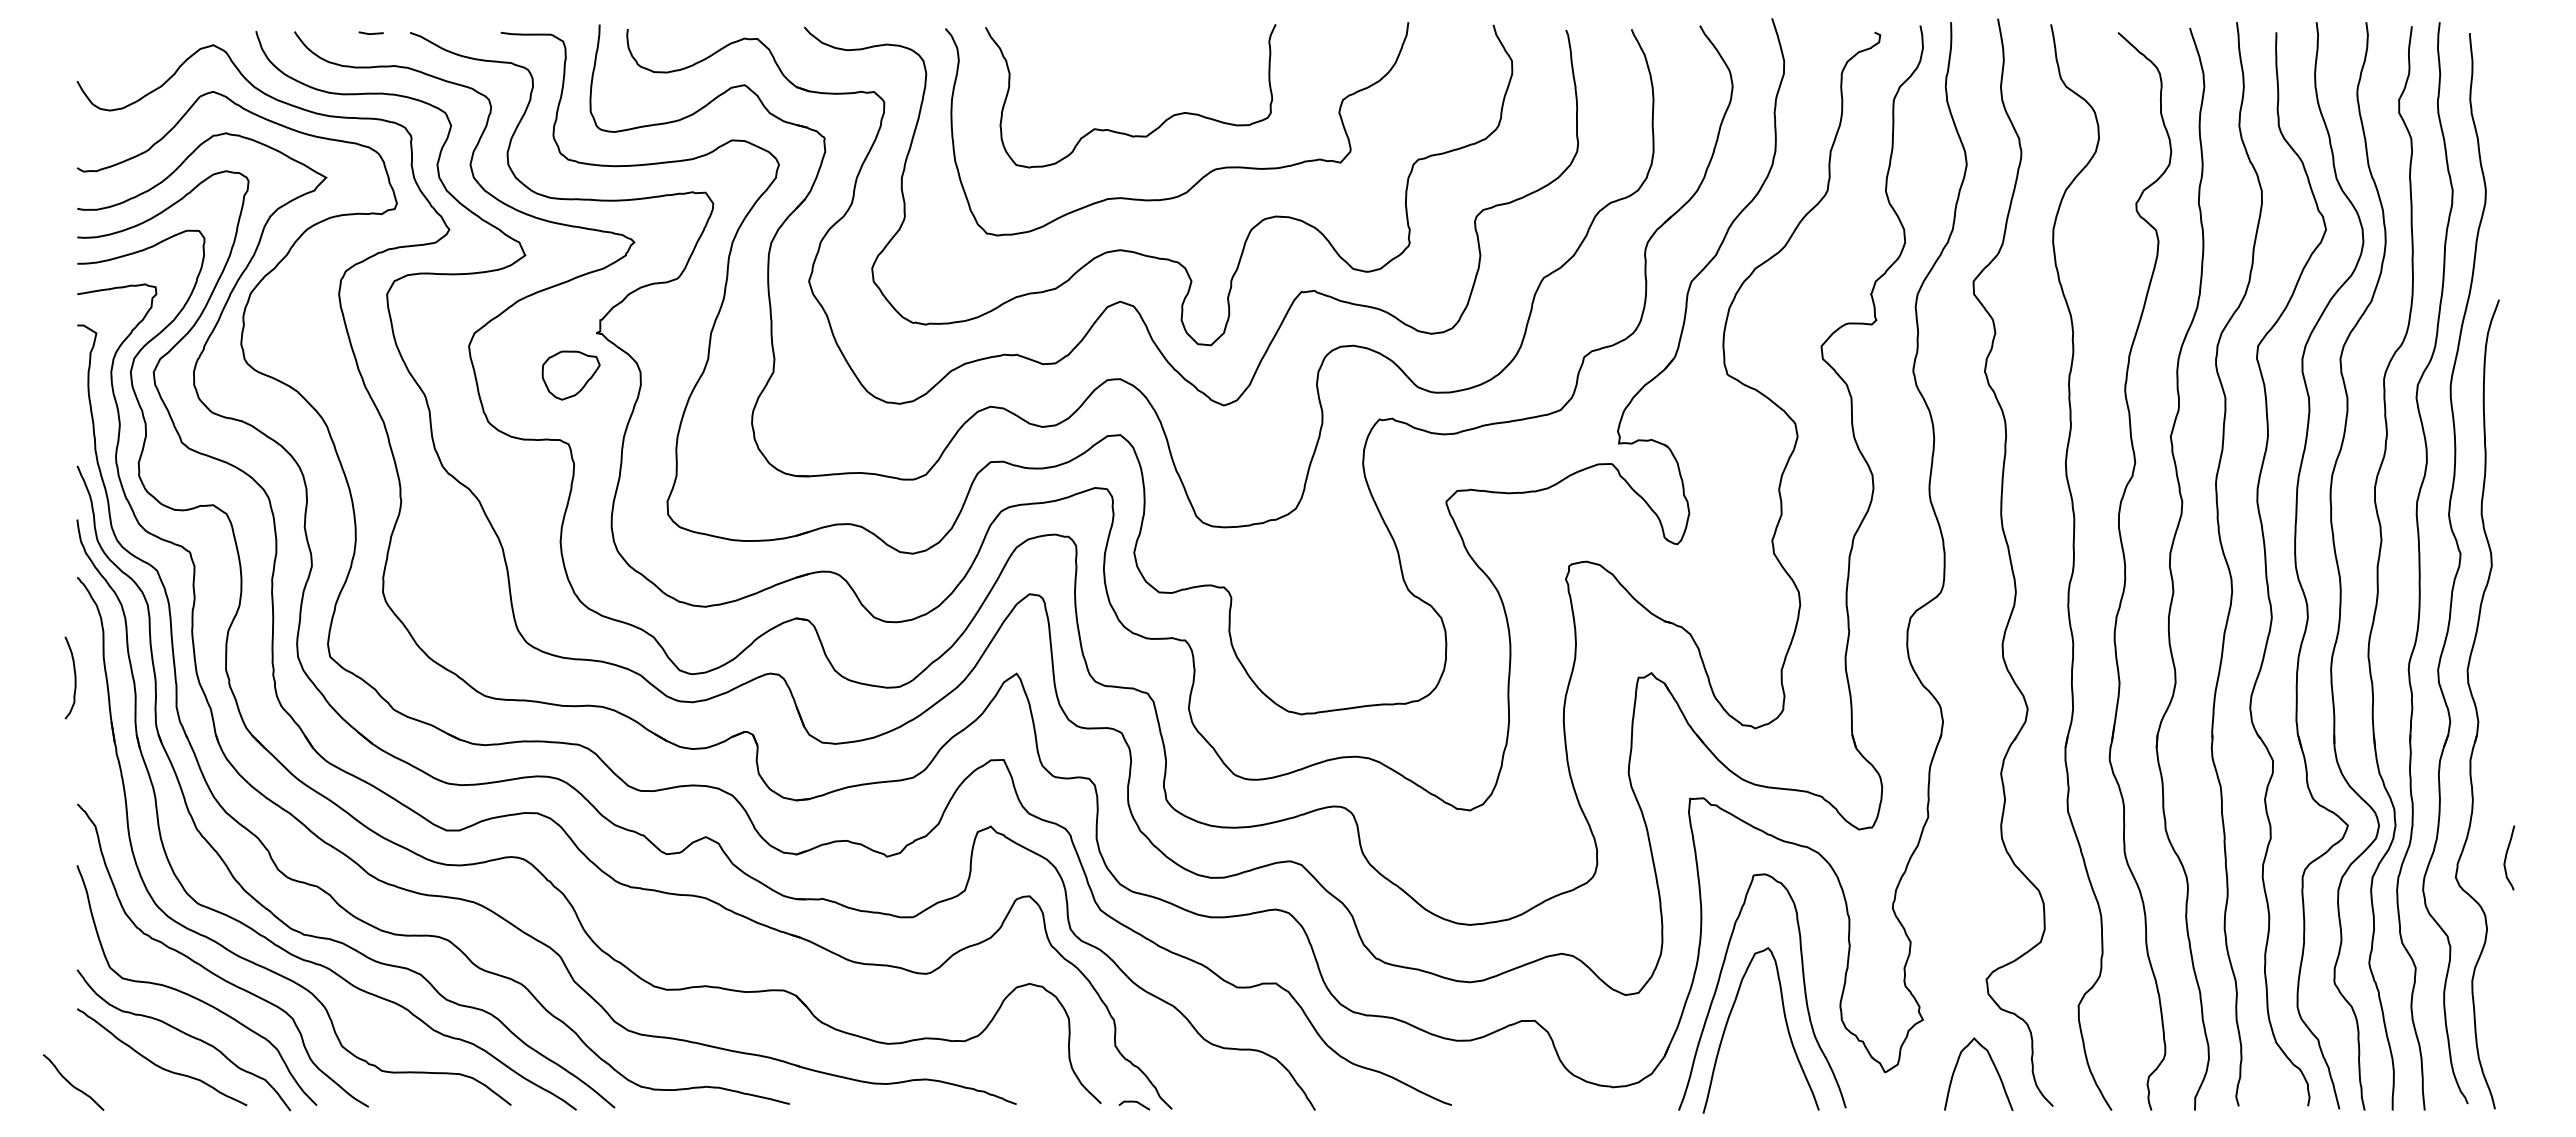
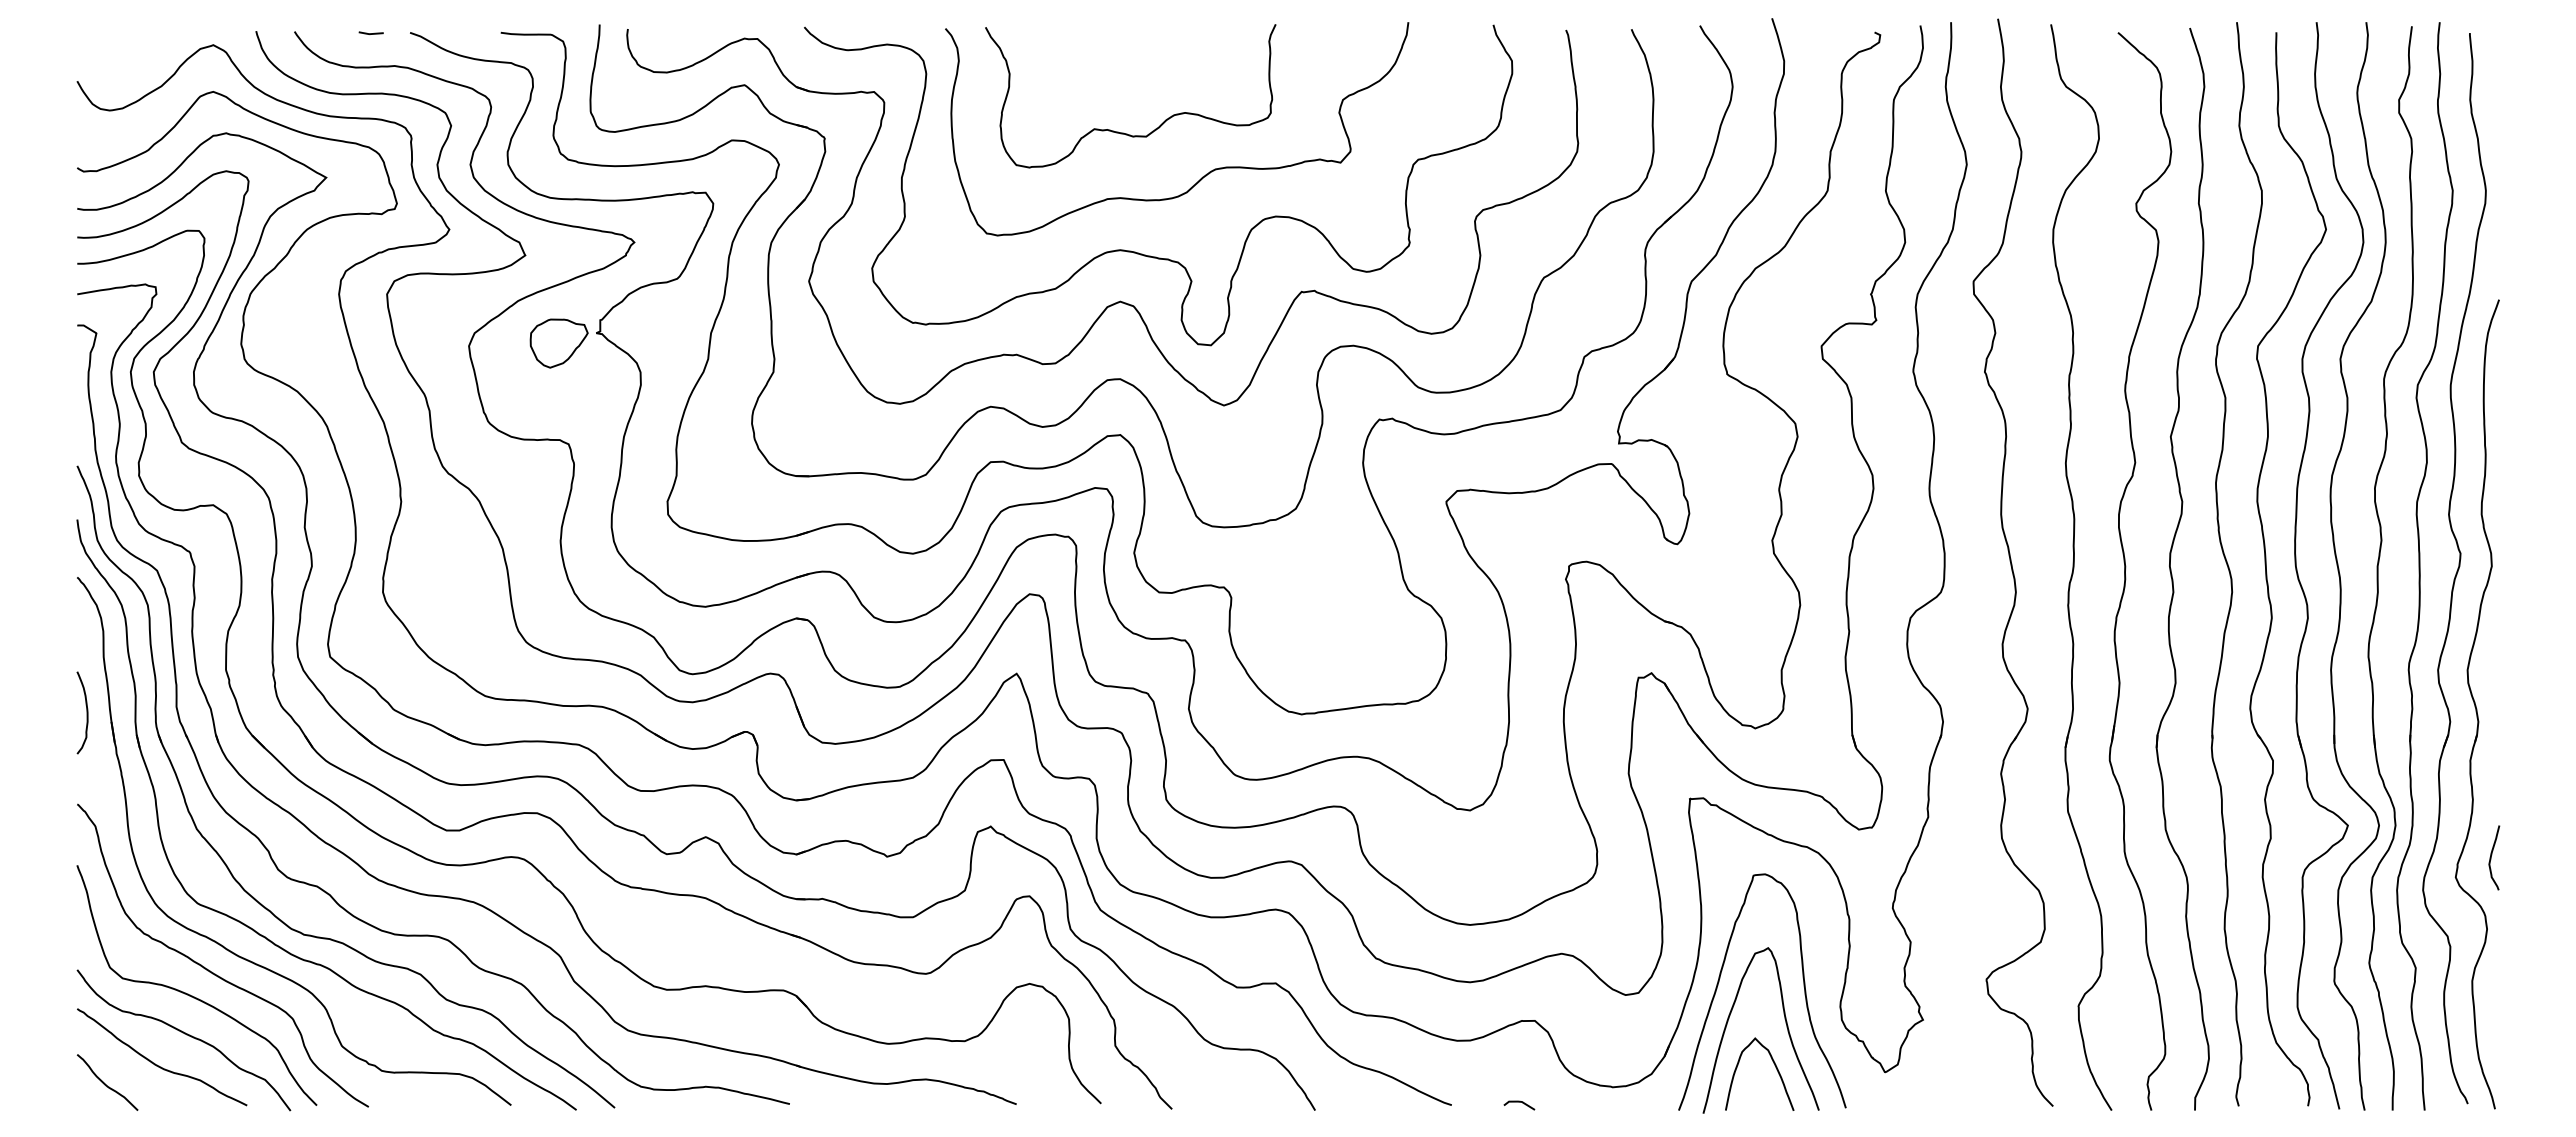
part position: (570, 375) -> (558, 343) (558, 343)
curve position: (74, 677) -> (86, 712) (86, 712)
curve position: (2506, 857) -> (2491, 857) (2491, 857)
curve position: (1993, 1065) -> (1774, 1065) (1774, 1065)
curve position: (71, 1083) -> (105, 1083) (105, 1083)
line position: (1134, 1102) -> (1519, 1102) (1519, 1102)
